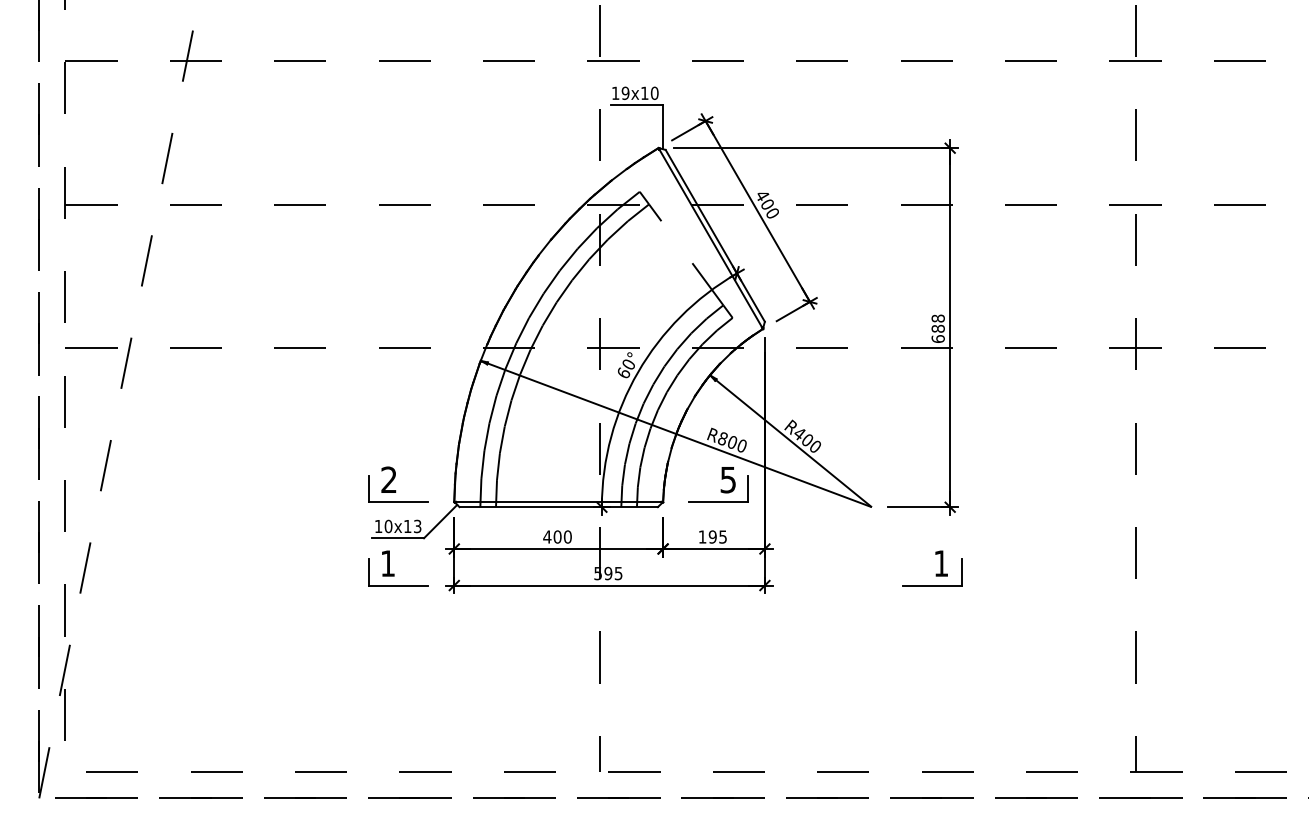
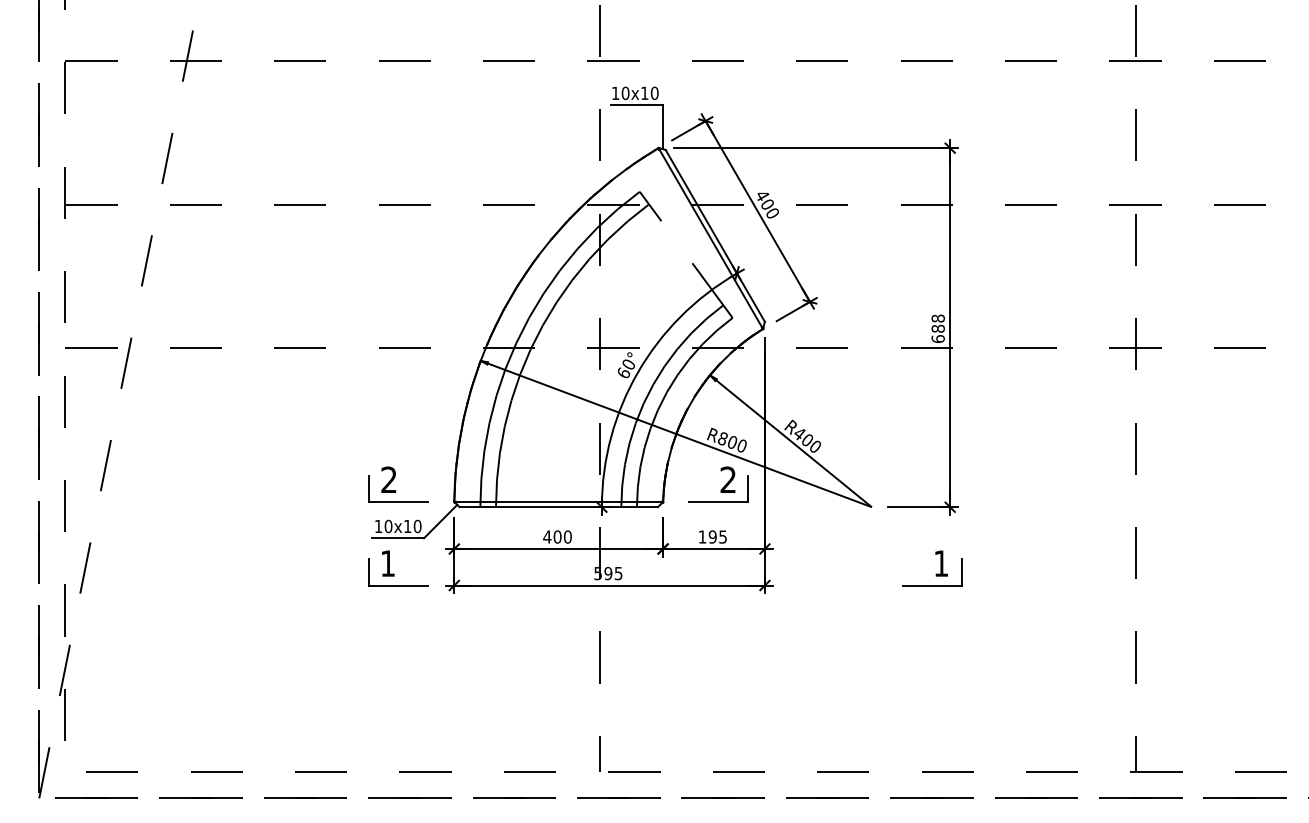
text: 19x10 -> 10x10 (625, 93)
text: 5 -> 2 (727, 479)
text: 10x13 -> 10x10 (417, 526)
